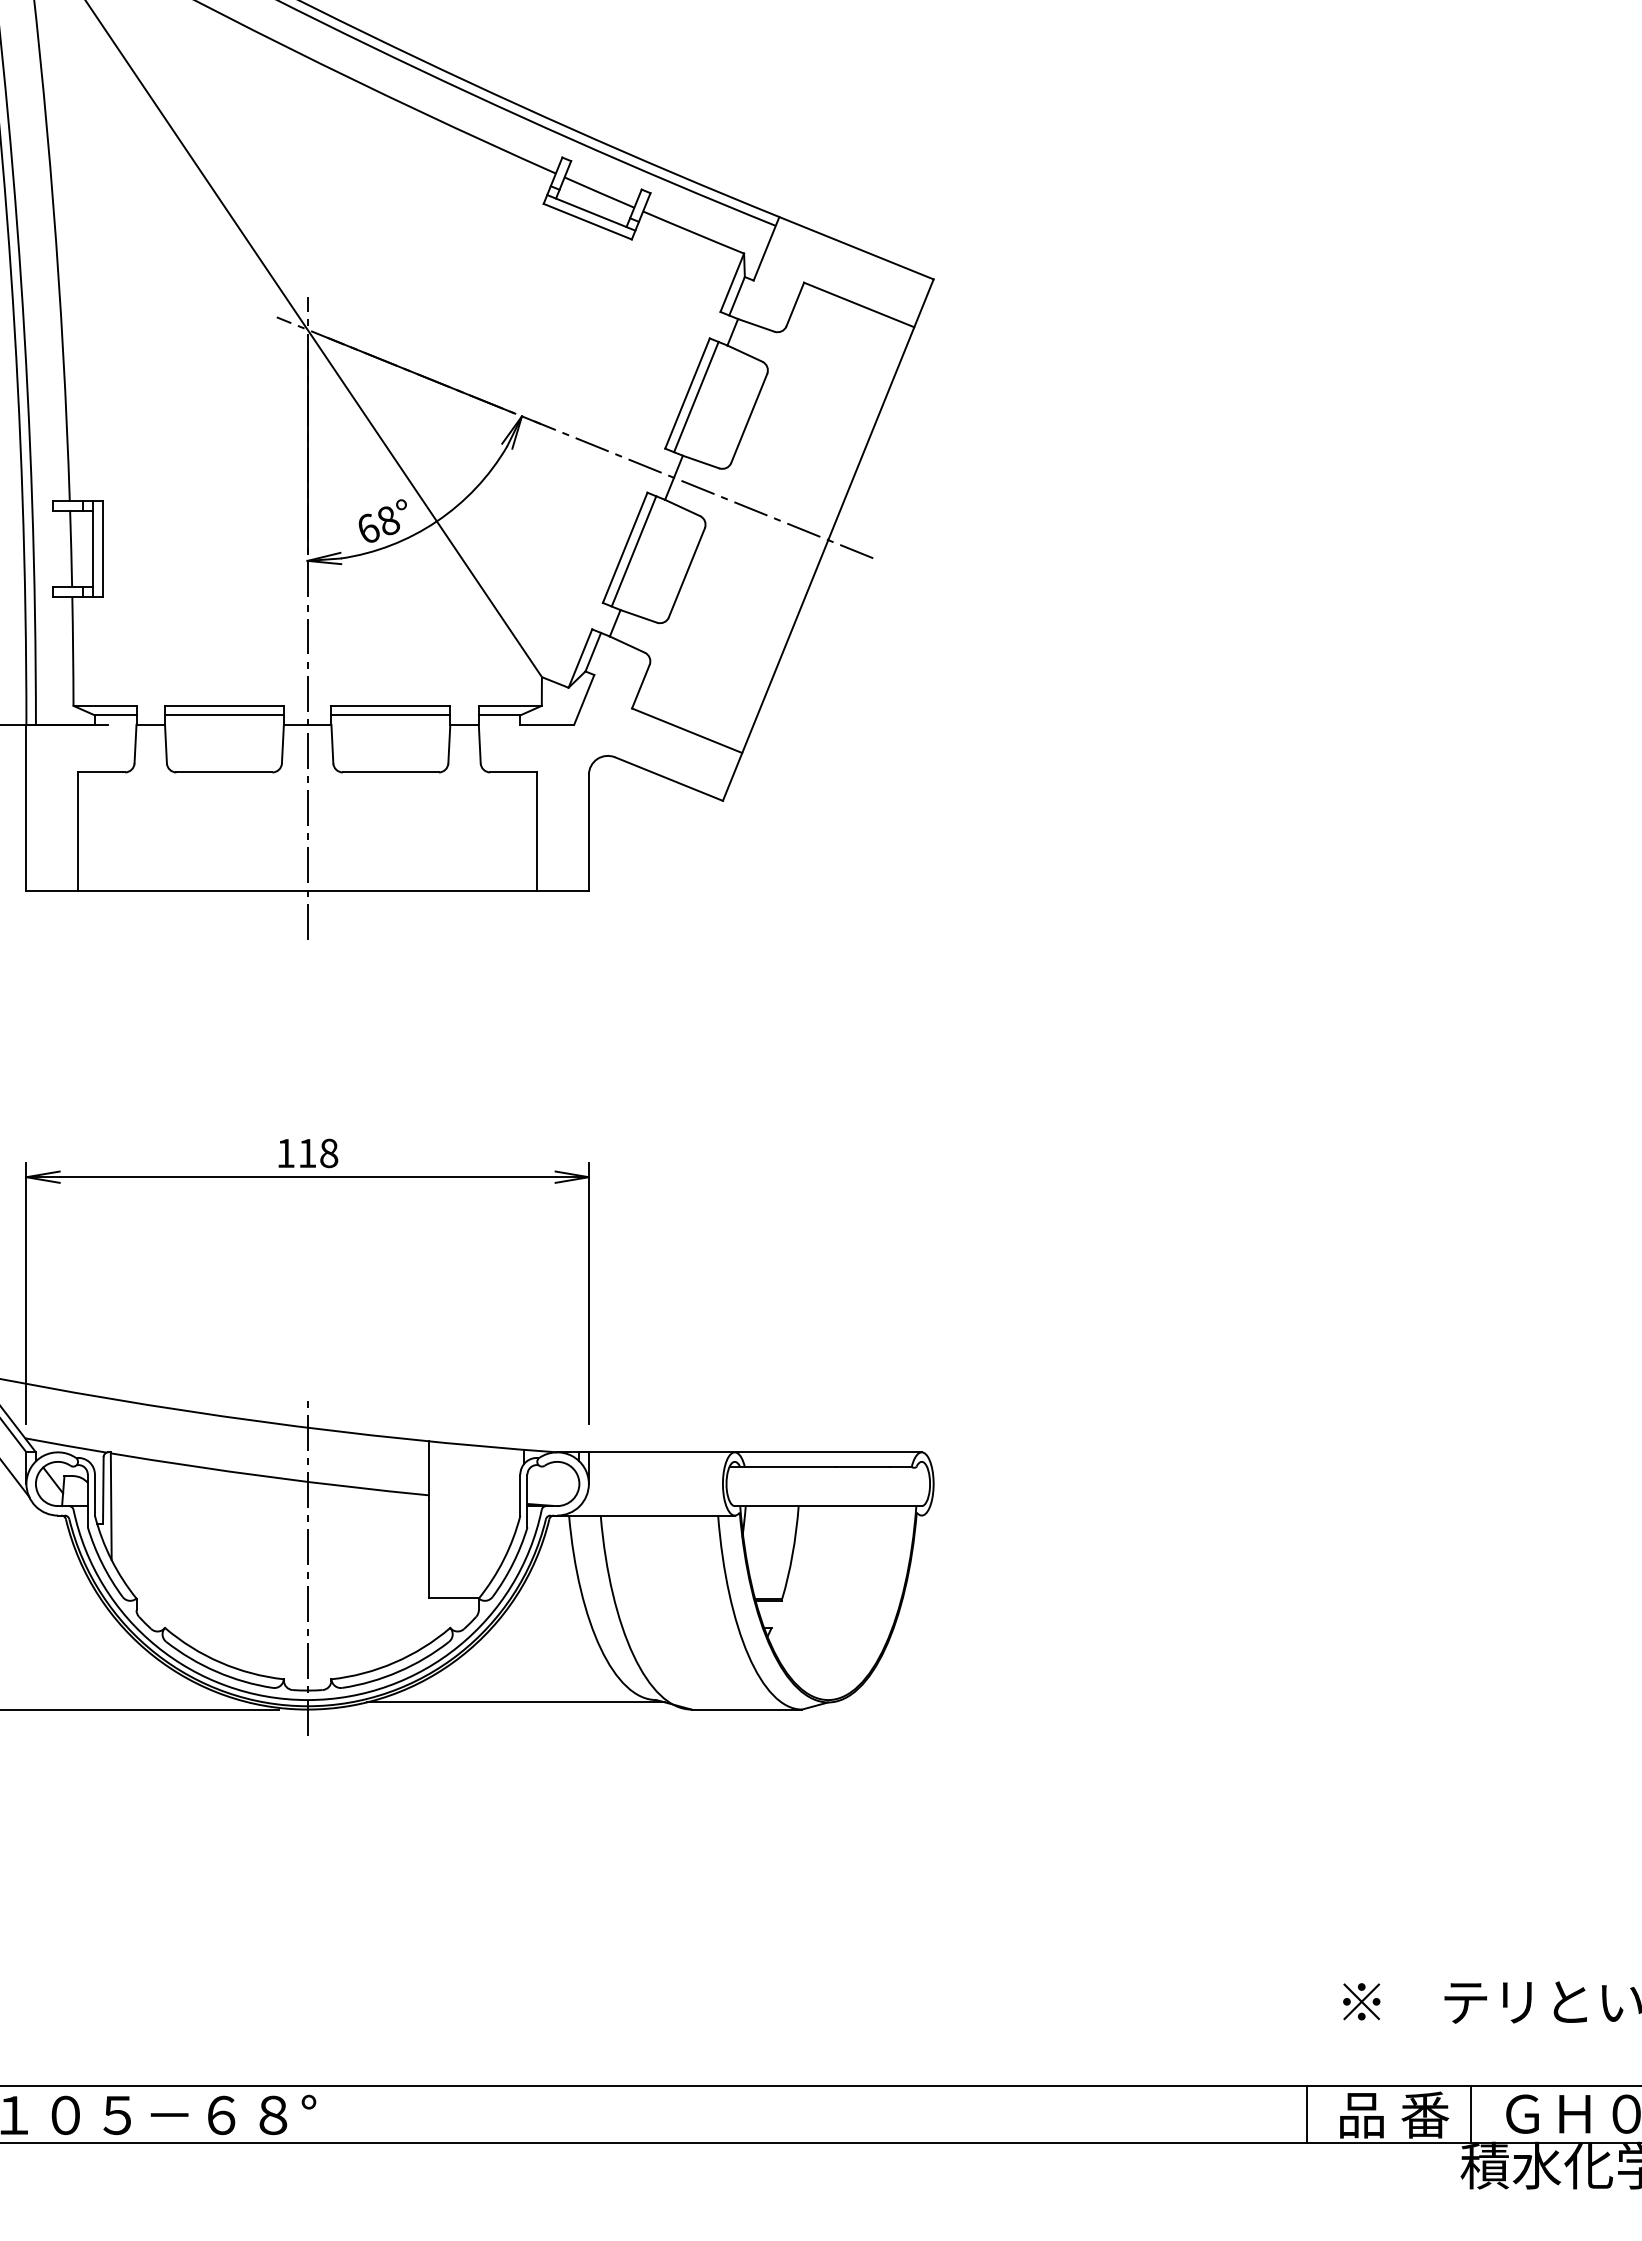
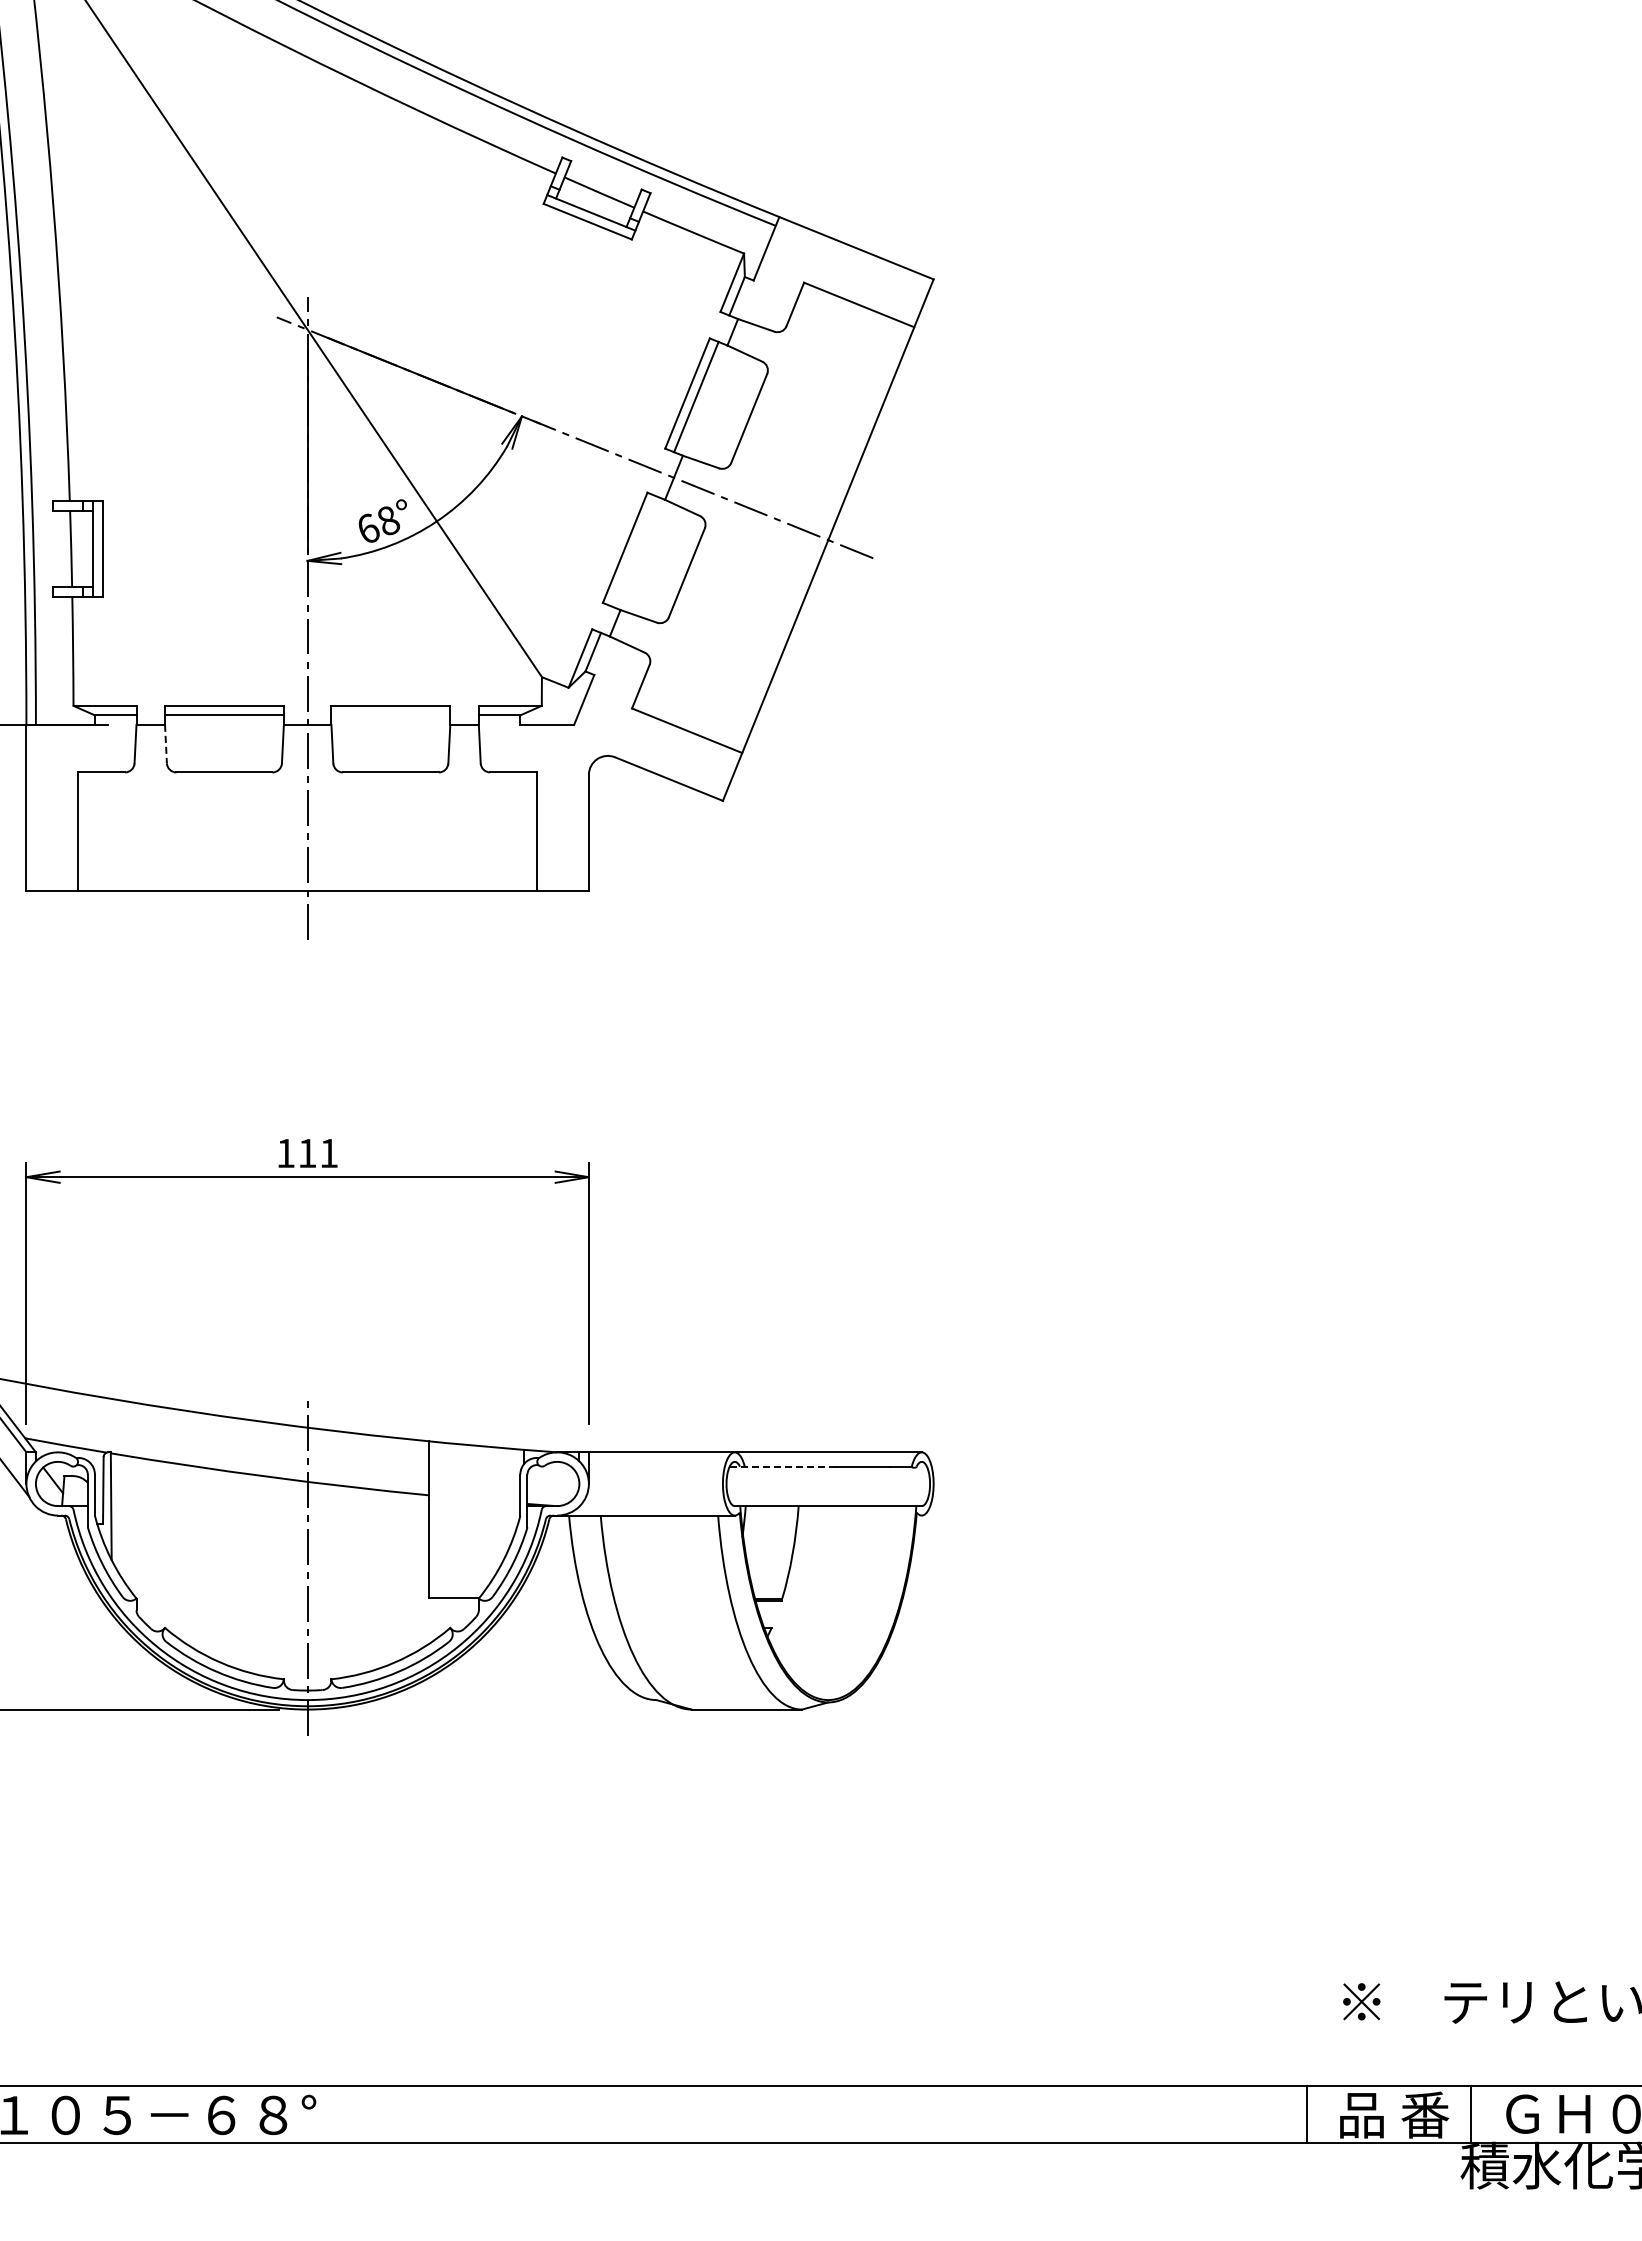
line: present -> none (633, 551)
line: present -> none (390, 715)
line: solid -> dashed (166, 744)
text: 118 -> 111 (329, 1153)
line: solid -> dashed (783, 1466)
line: present -> none (515, 1702)
